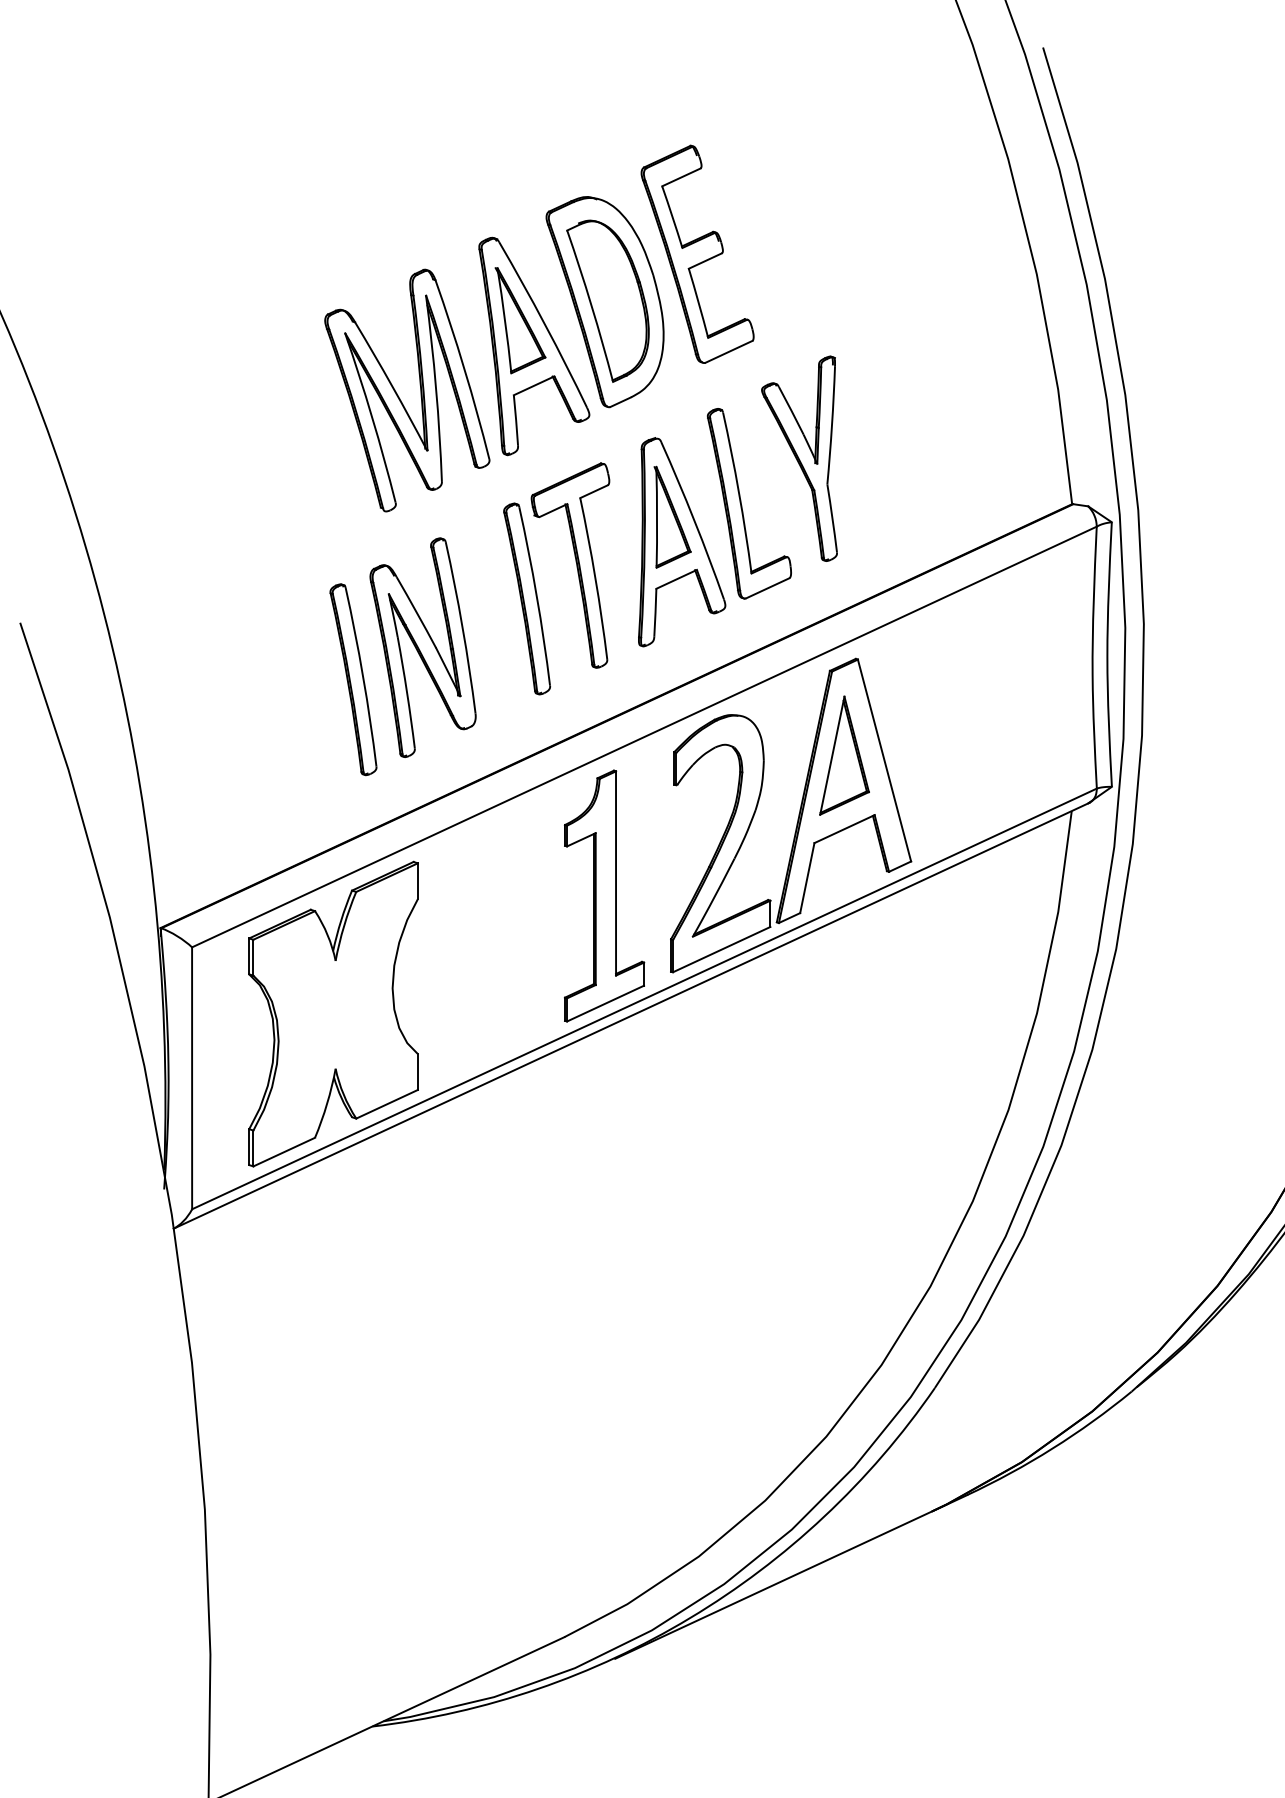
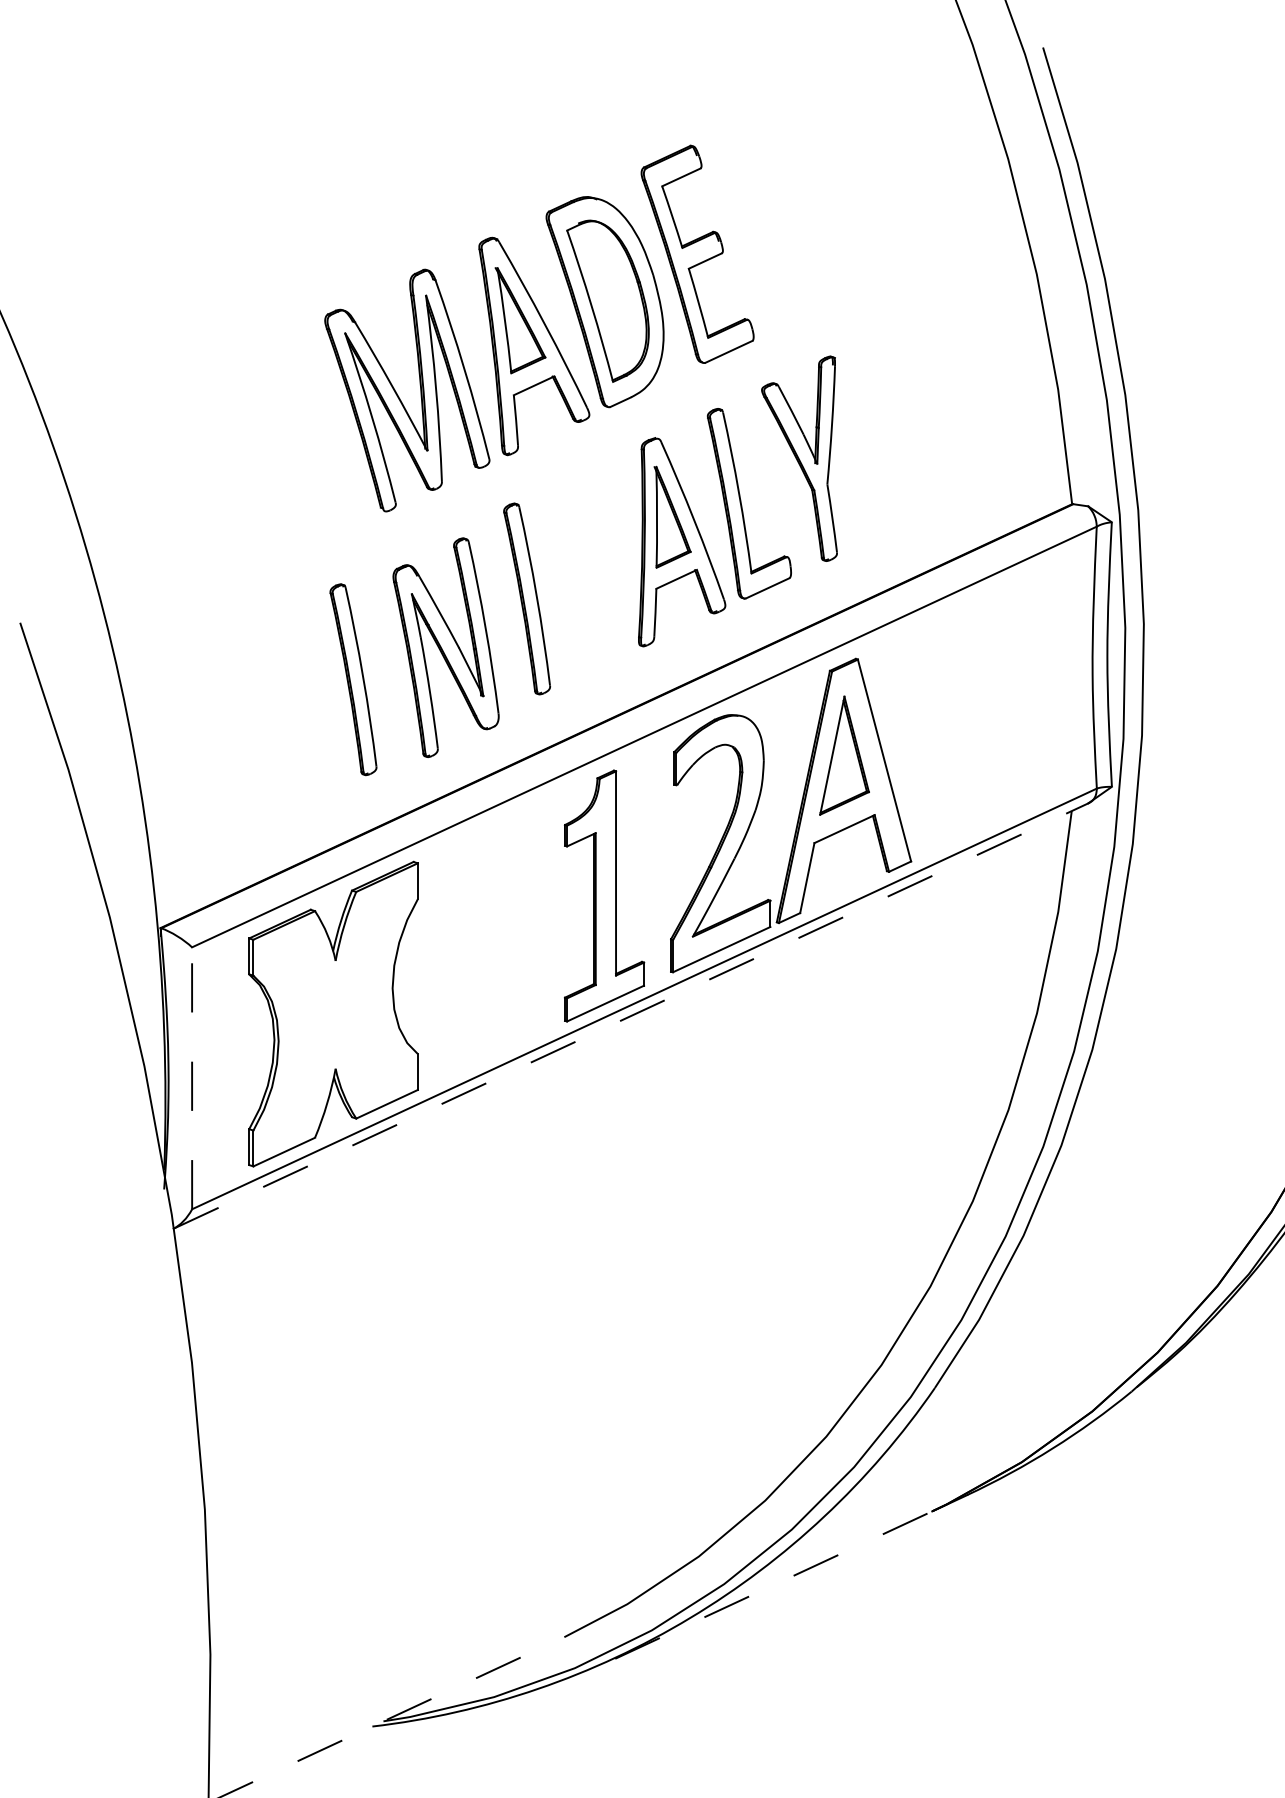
part: present -> none (570, 565)
part position: (422, 647) -> (445, 647) (445, 647)
line: solid -> dashed (631, 1015)
line: solid -> dashed (192, 1078)
line: solid -> dashed (773, 1585)
line: solid -> dashed (392, 1717)
